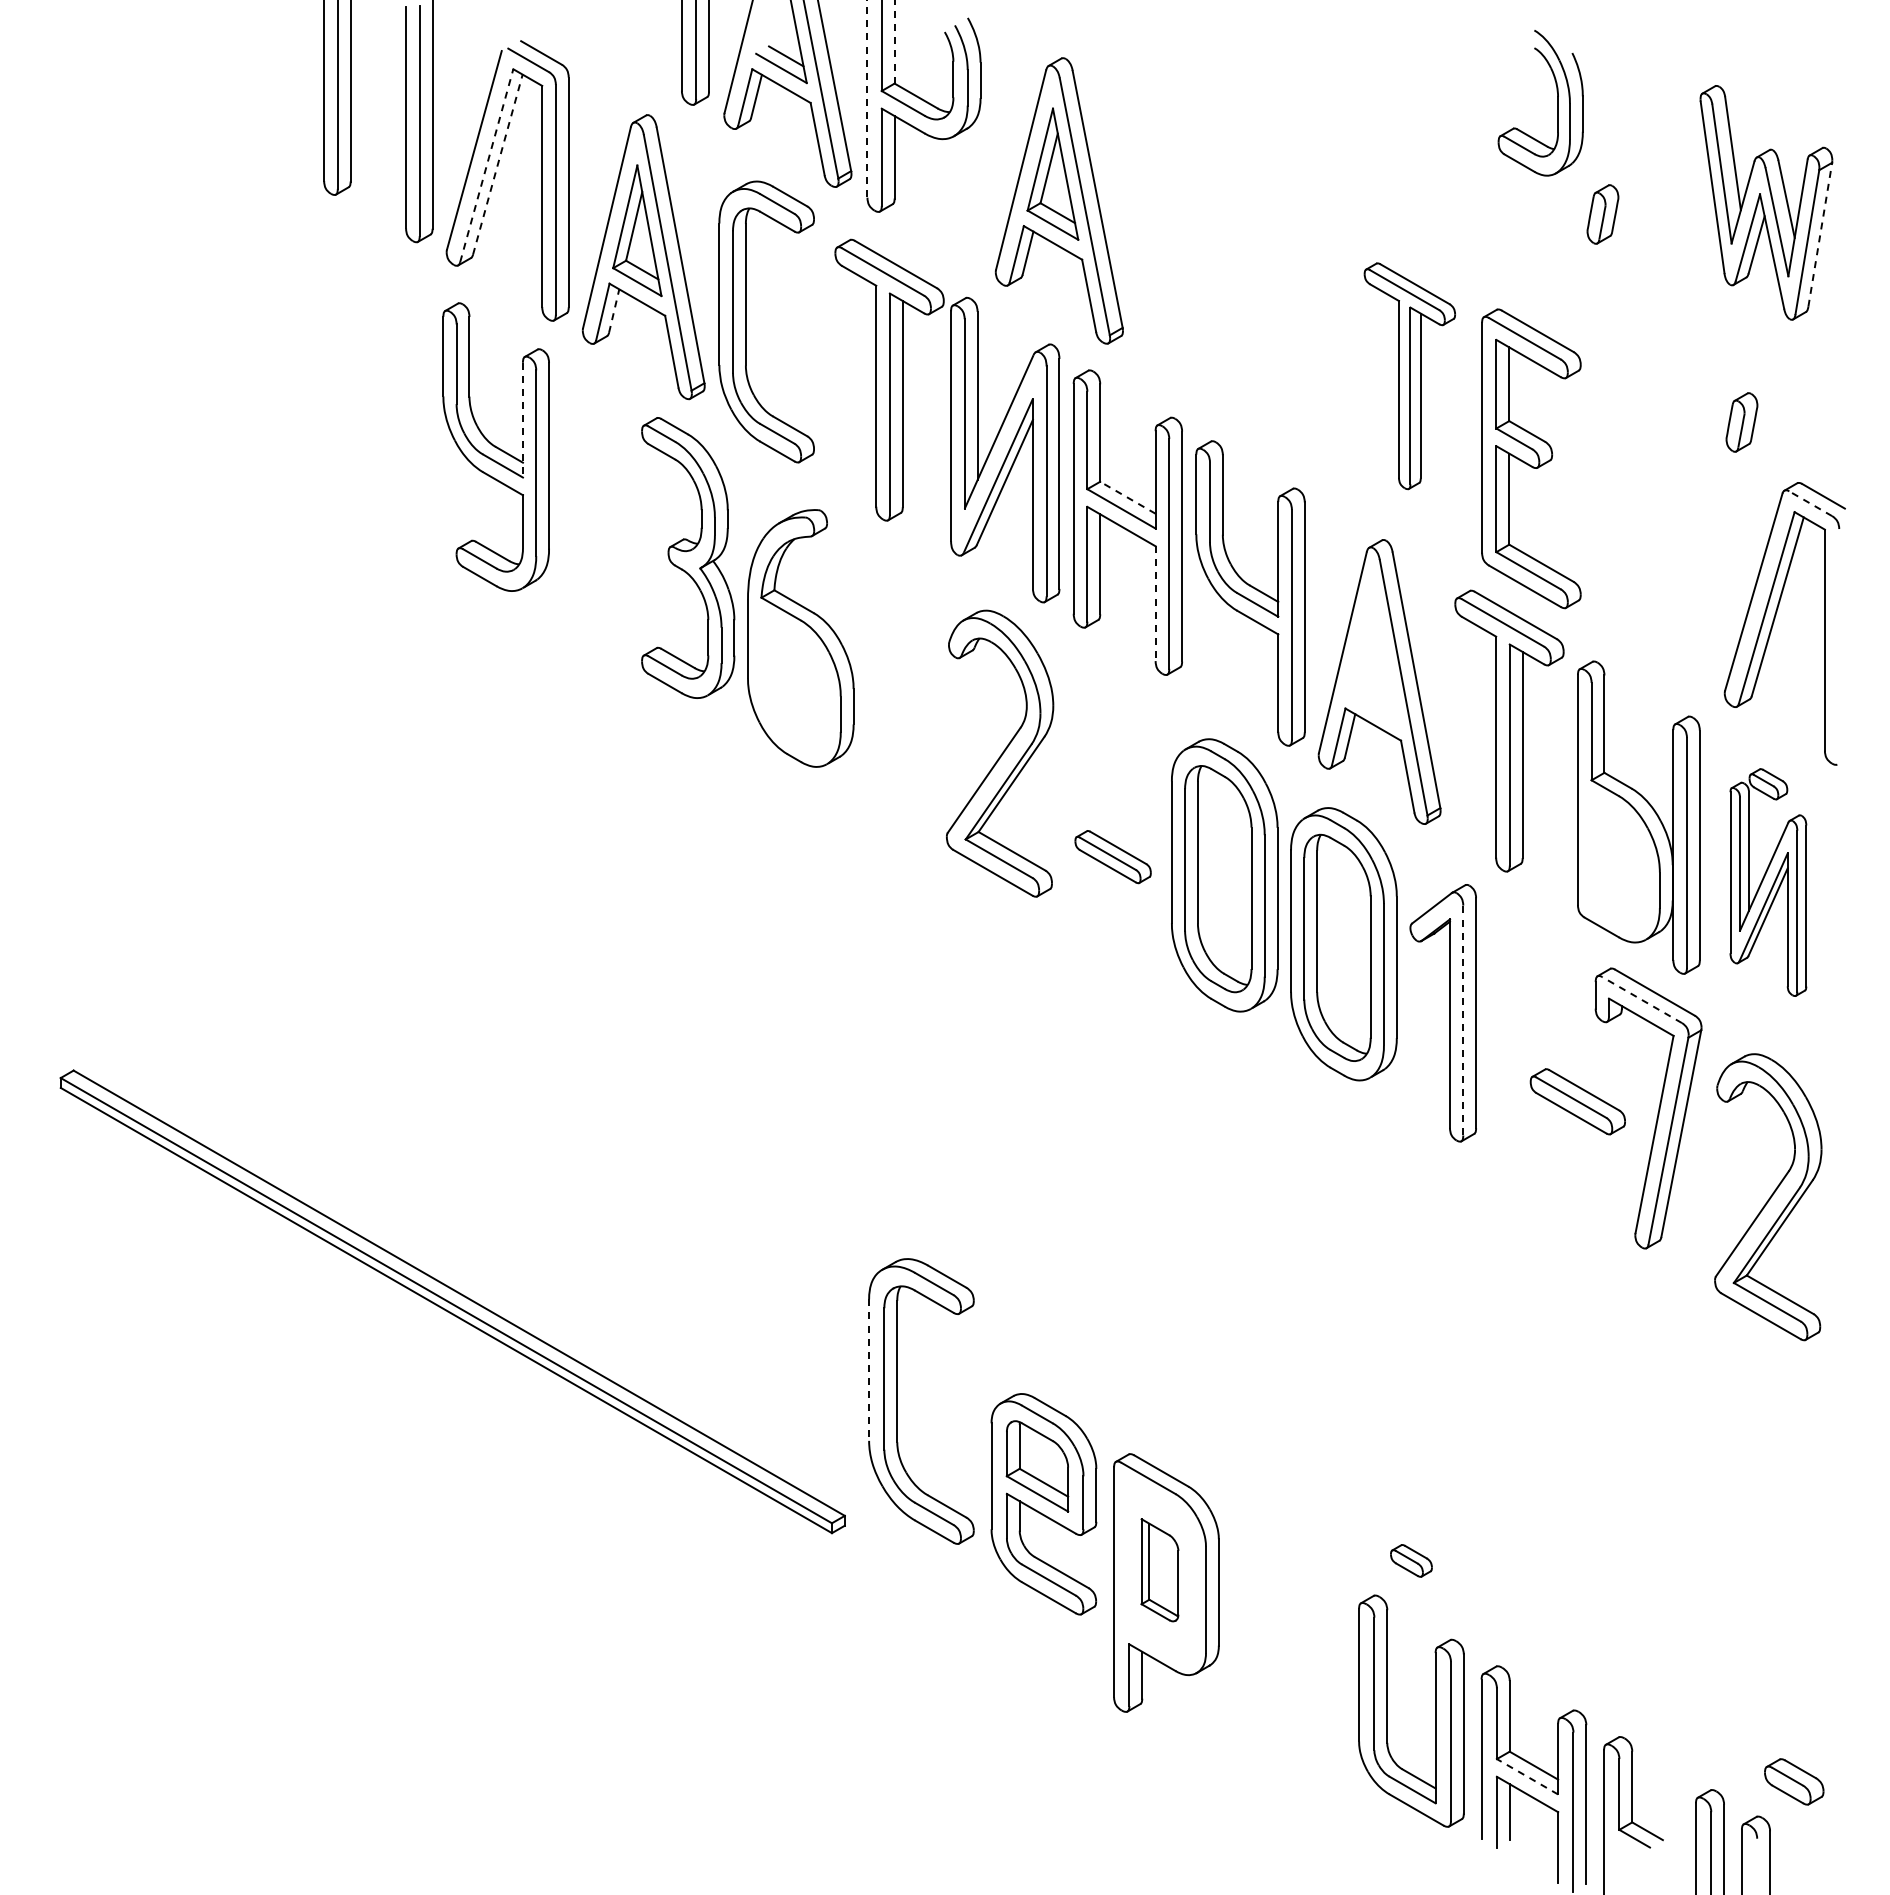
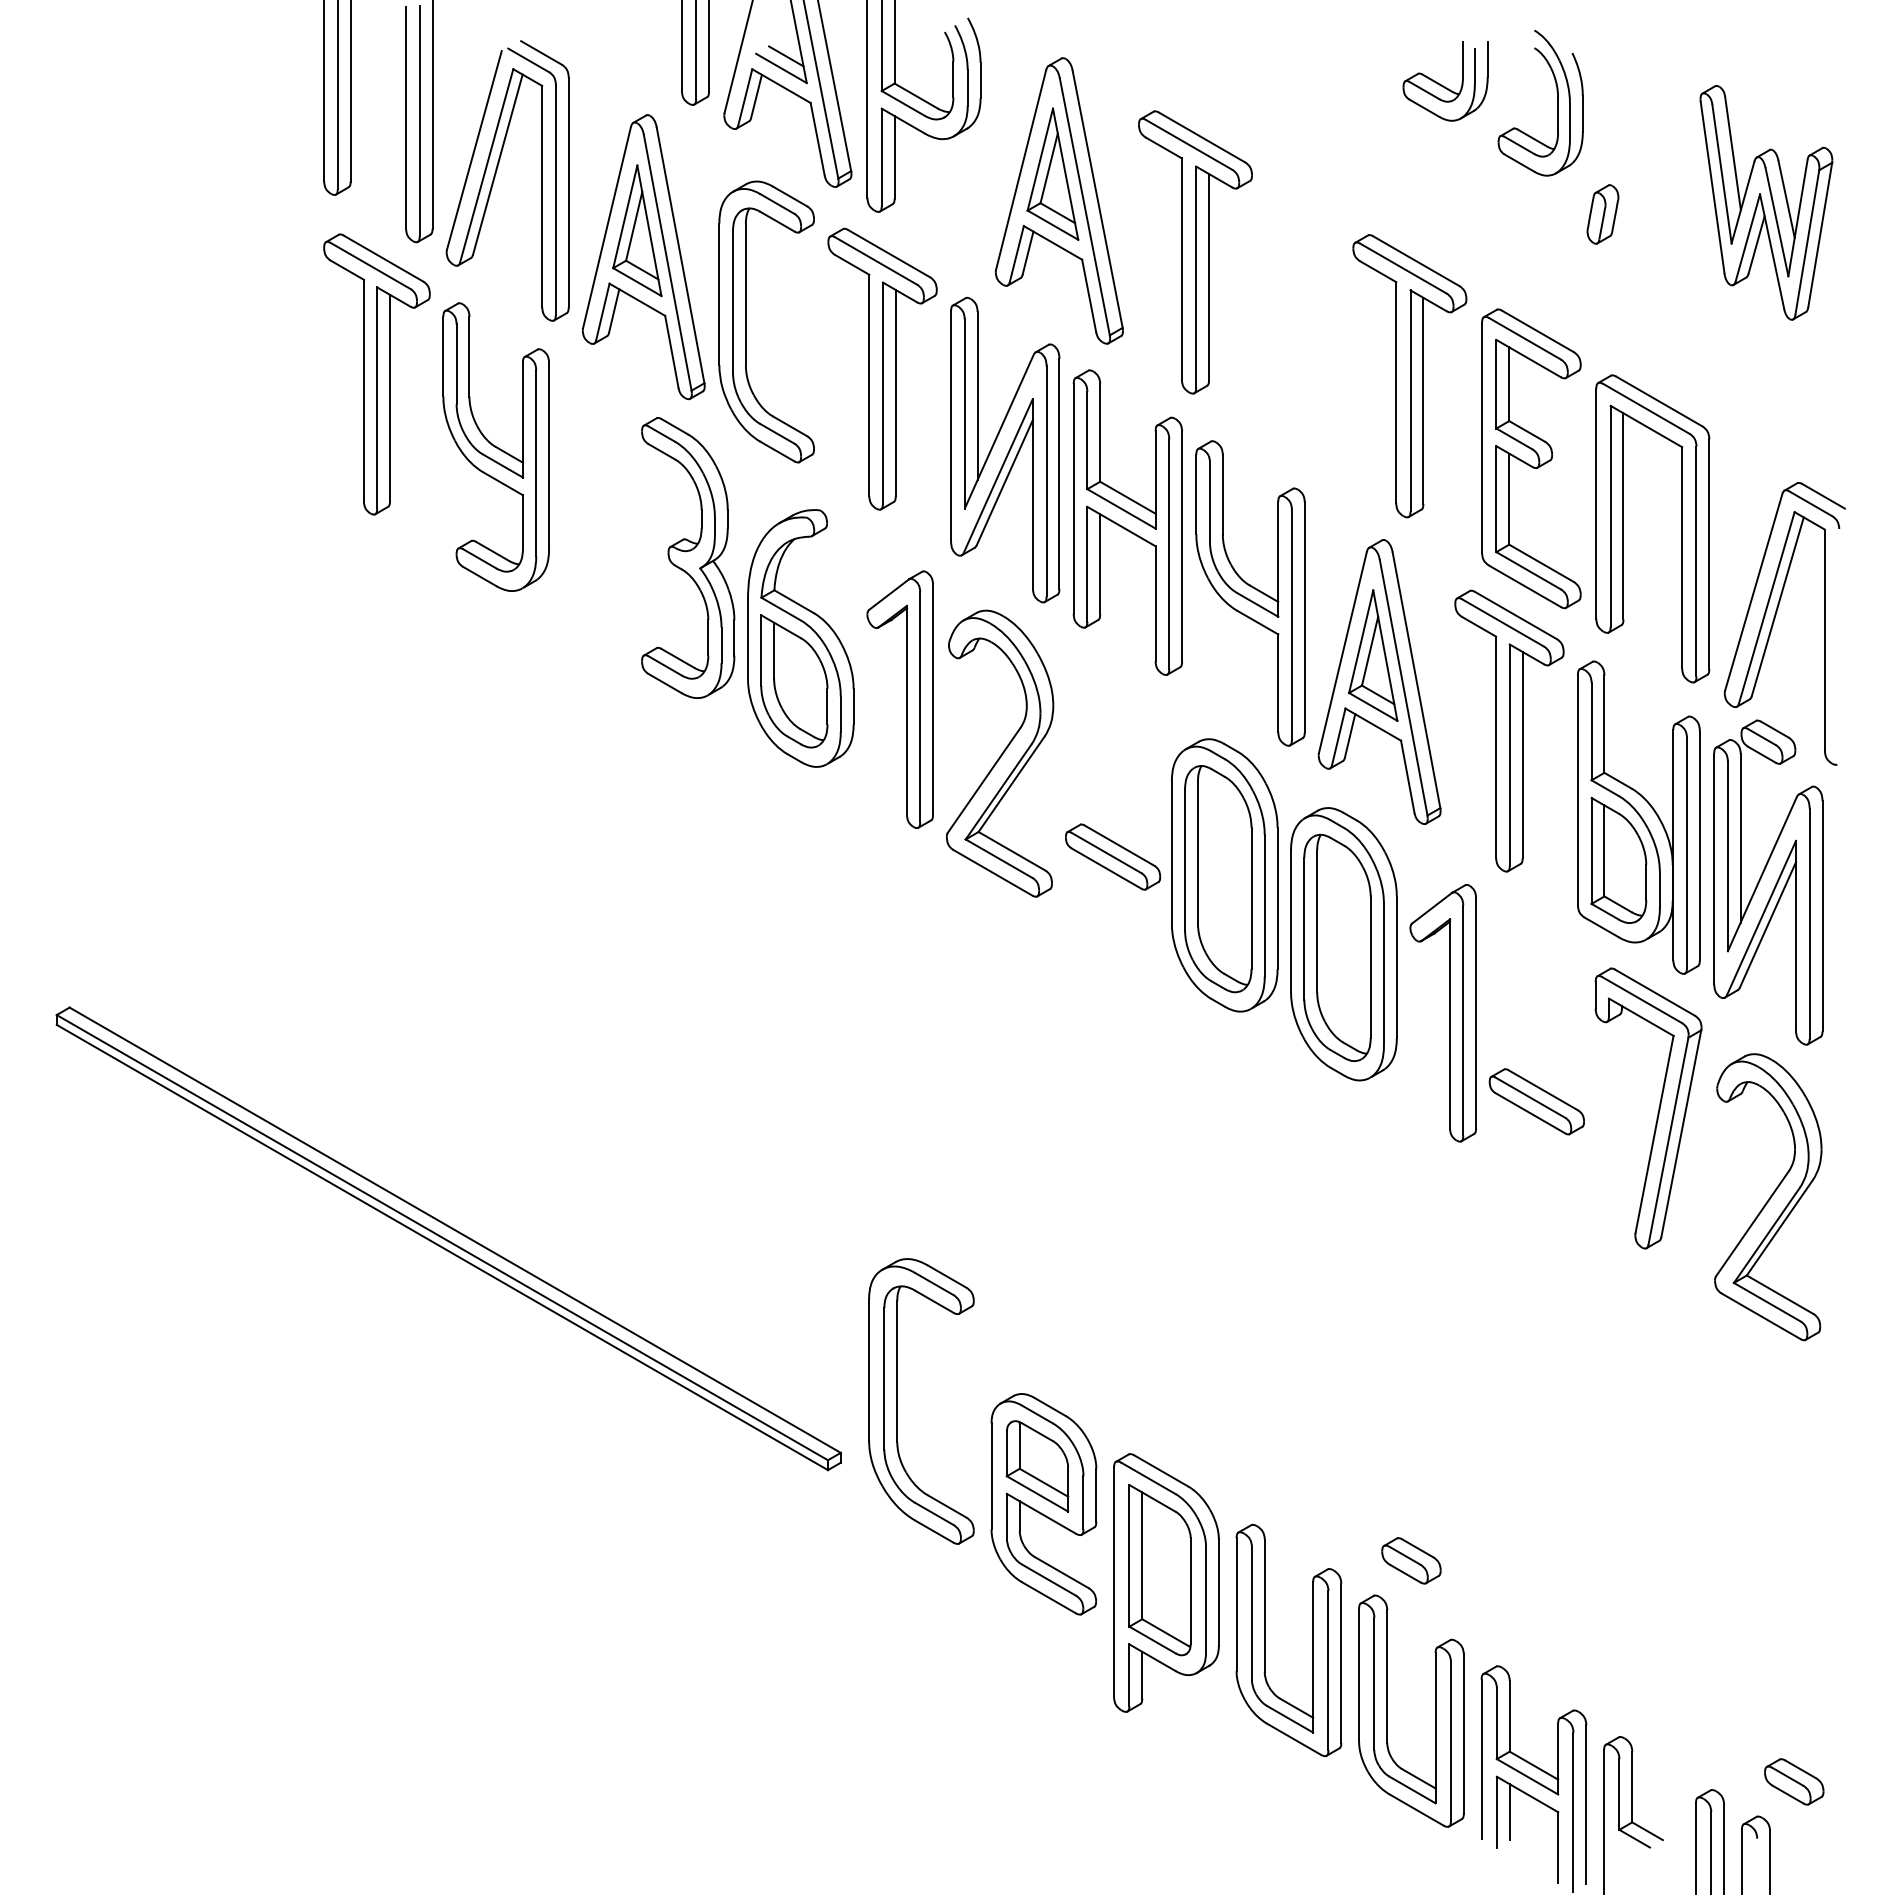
line: dashed -> solid (894, 41)
part: none -> present (1445, 81)
line: dashed -> solid (867, 98)
line: dashed -> solid (497, 164)
line: dashed -> solid (486, 165)
line: dashed -> solid (1820, 234)
part: none -> present (1195, 252)
line: dashed -> solid (614, 310)
part: none -> present (376, 374)
part size: 93x229 px -> 116x285 px (1409, 376)
part position: (889, 379) -> (882, 368) (882, 368)
line: dashed -> solid (522, 420)
part: present -> none (1741, 422)
line: dashed -> solid (1127, 497)
line: dashed -> solid (1810, 503)
part: none -> present (1623, 528)
line: dashed -> solid (1155, 604)
part: none -> present (1373, 655)
part: none -> present (794, 681)
part: none -> present (906, 699)
part size: 78x55 px -> 97x68 px (1113, 856)
part: none -> present (1618, 860)
part size: 79x229 px -> 111x327 px (1768, 882)
line: dashed -> solid (1642, 1000)
line: dashed -> solid (1463, 1020)
part position: (1577, 1101) -> (1536, 1101) (1536, 1101)
part position: (452, 1301) -> (448, 1238) (448, 1238)
line: dashed -> solid (869, 1370)
part size: 43x34 px -> 61x48 px (1411, 1560)
part size: 40x105 px -> 64x173 px (1159, 1570)
part: none -> present (1265, 1640)
line: dashed -> solid (1527, 1776)
